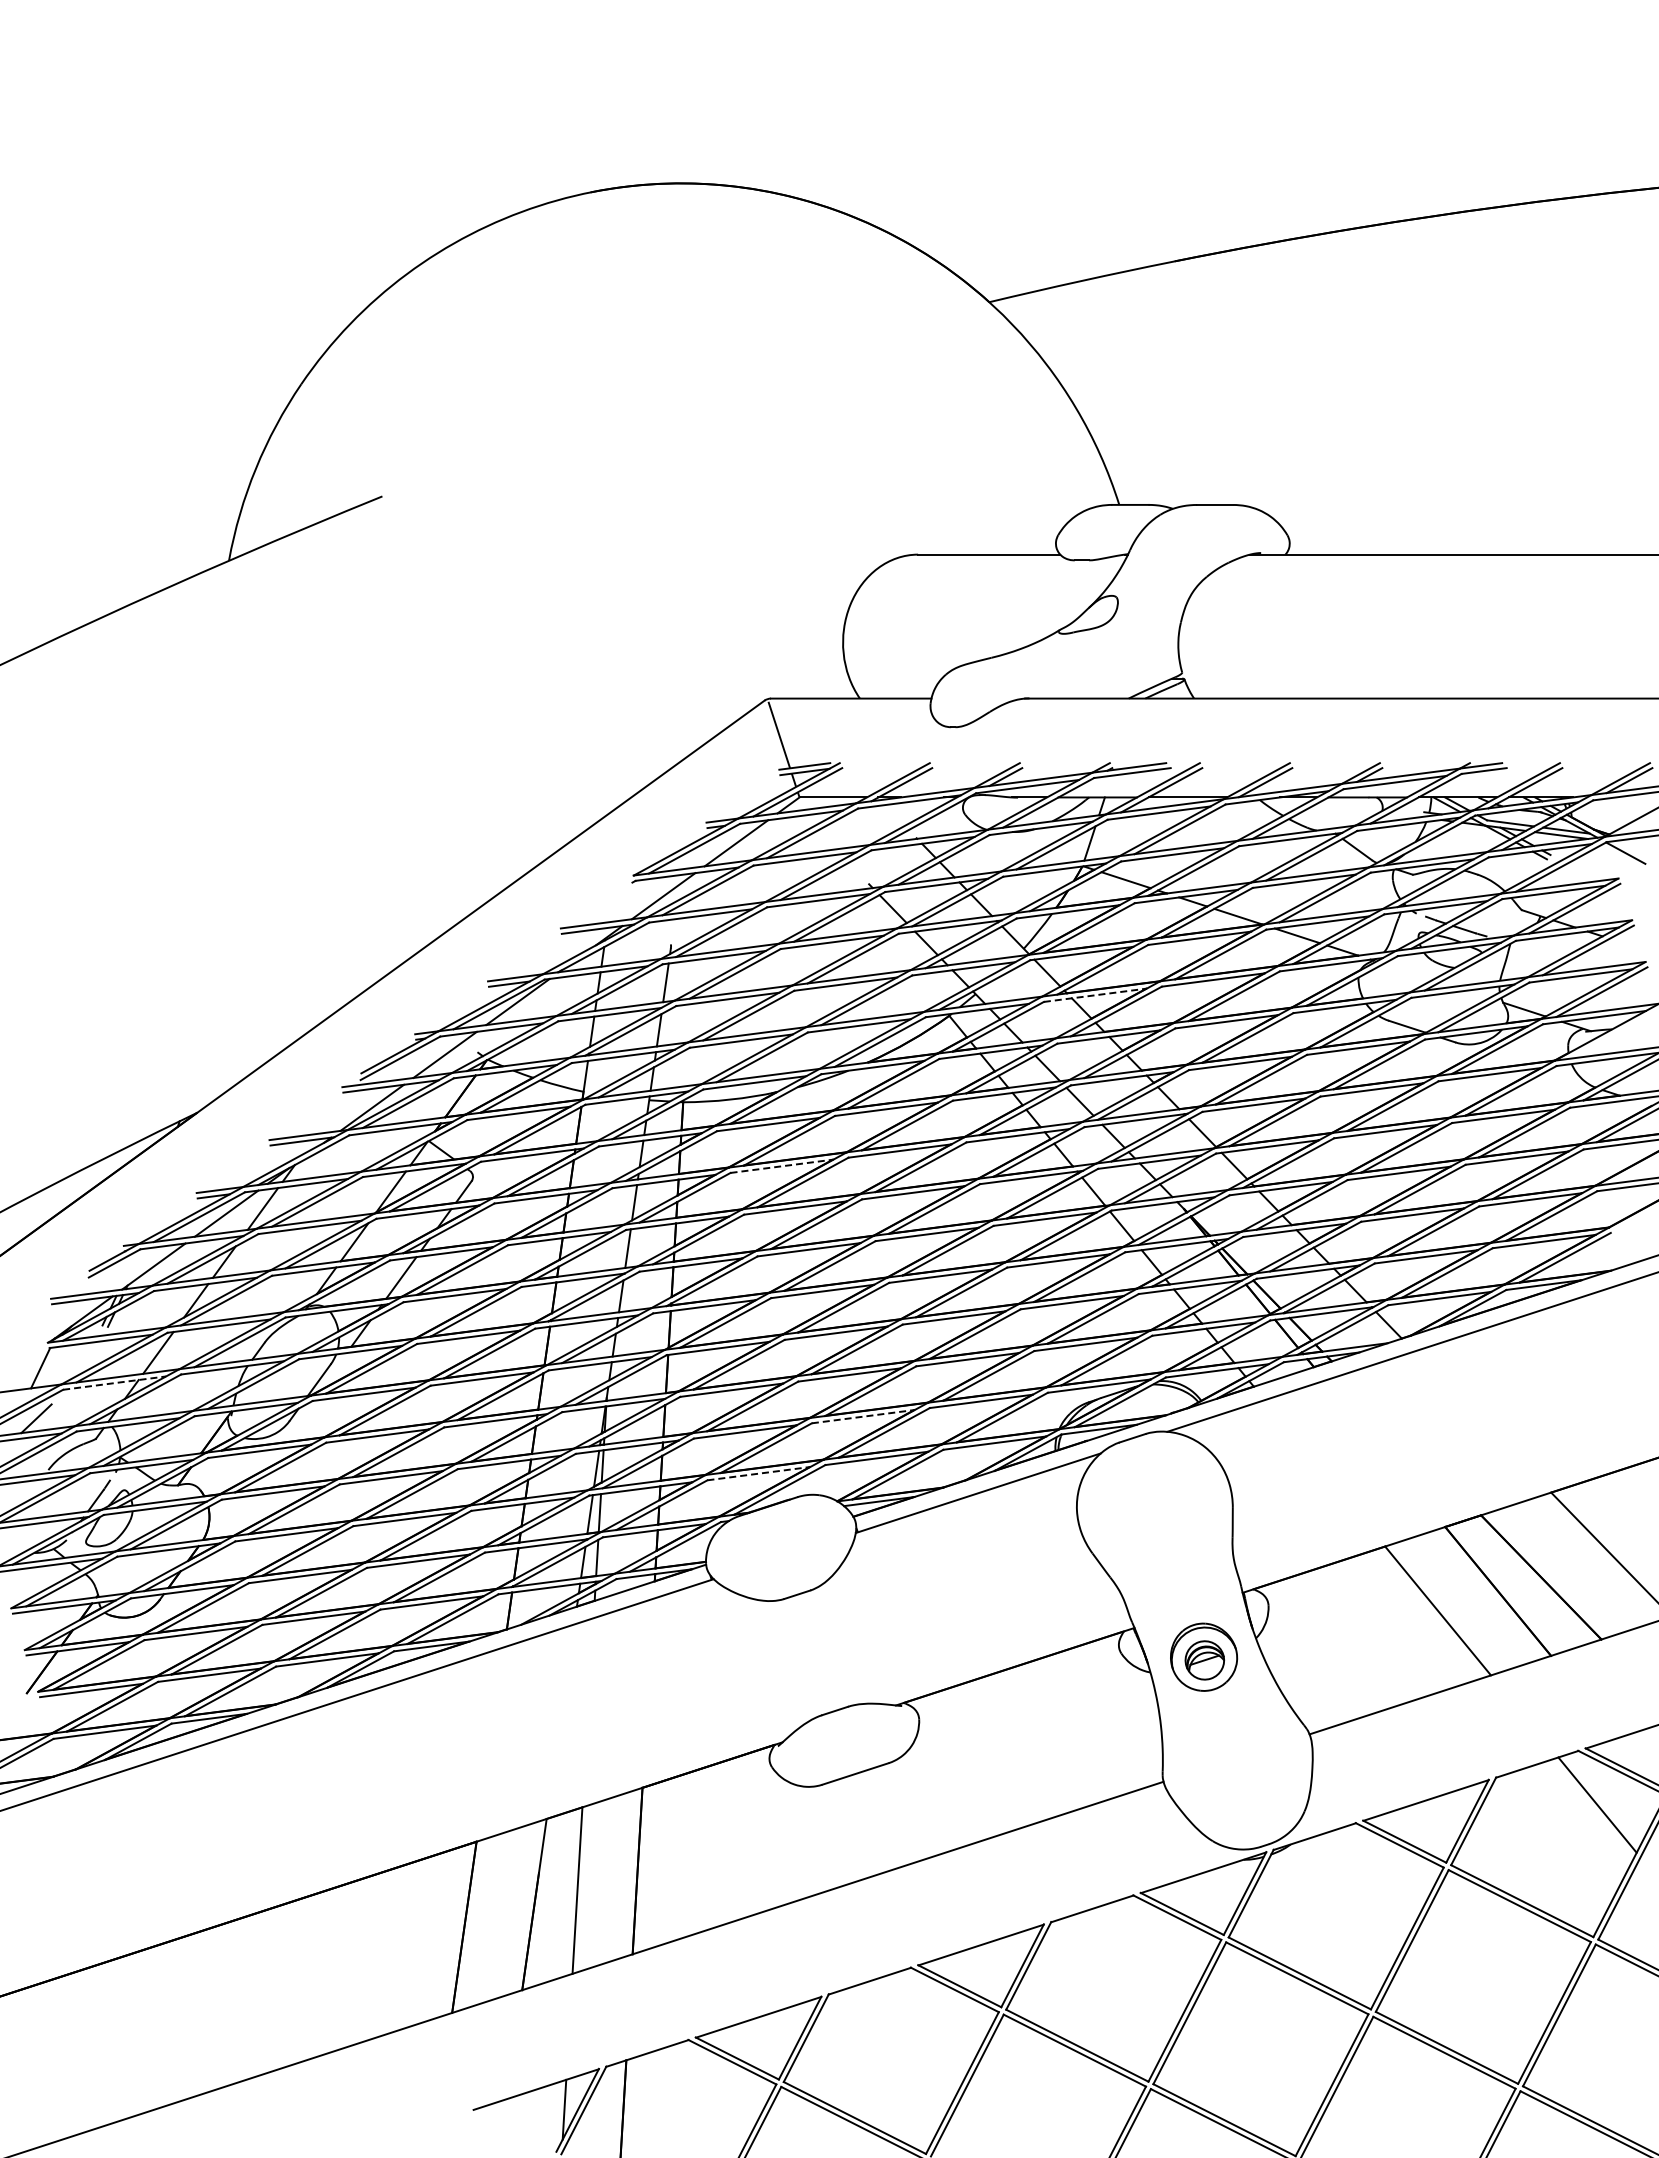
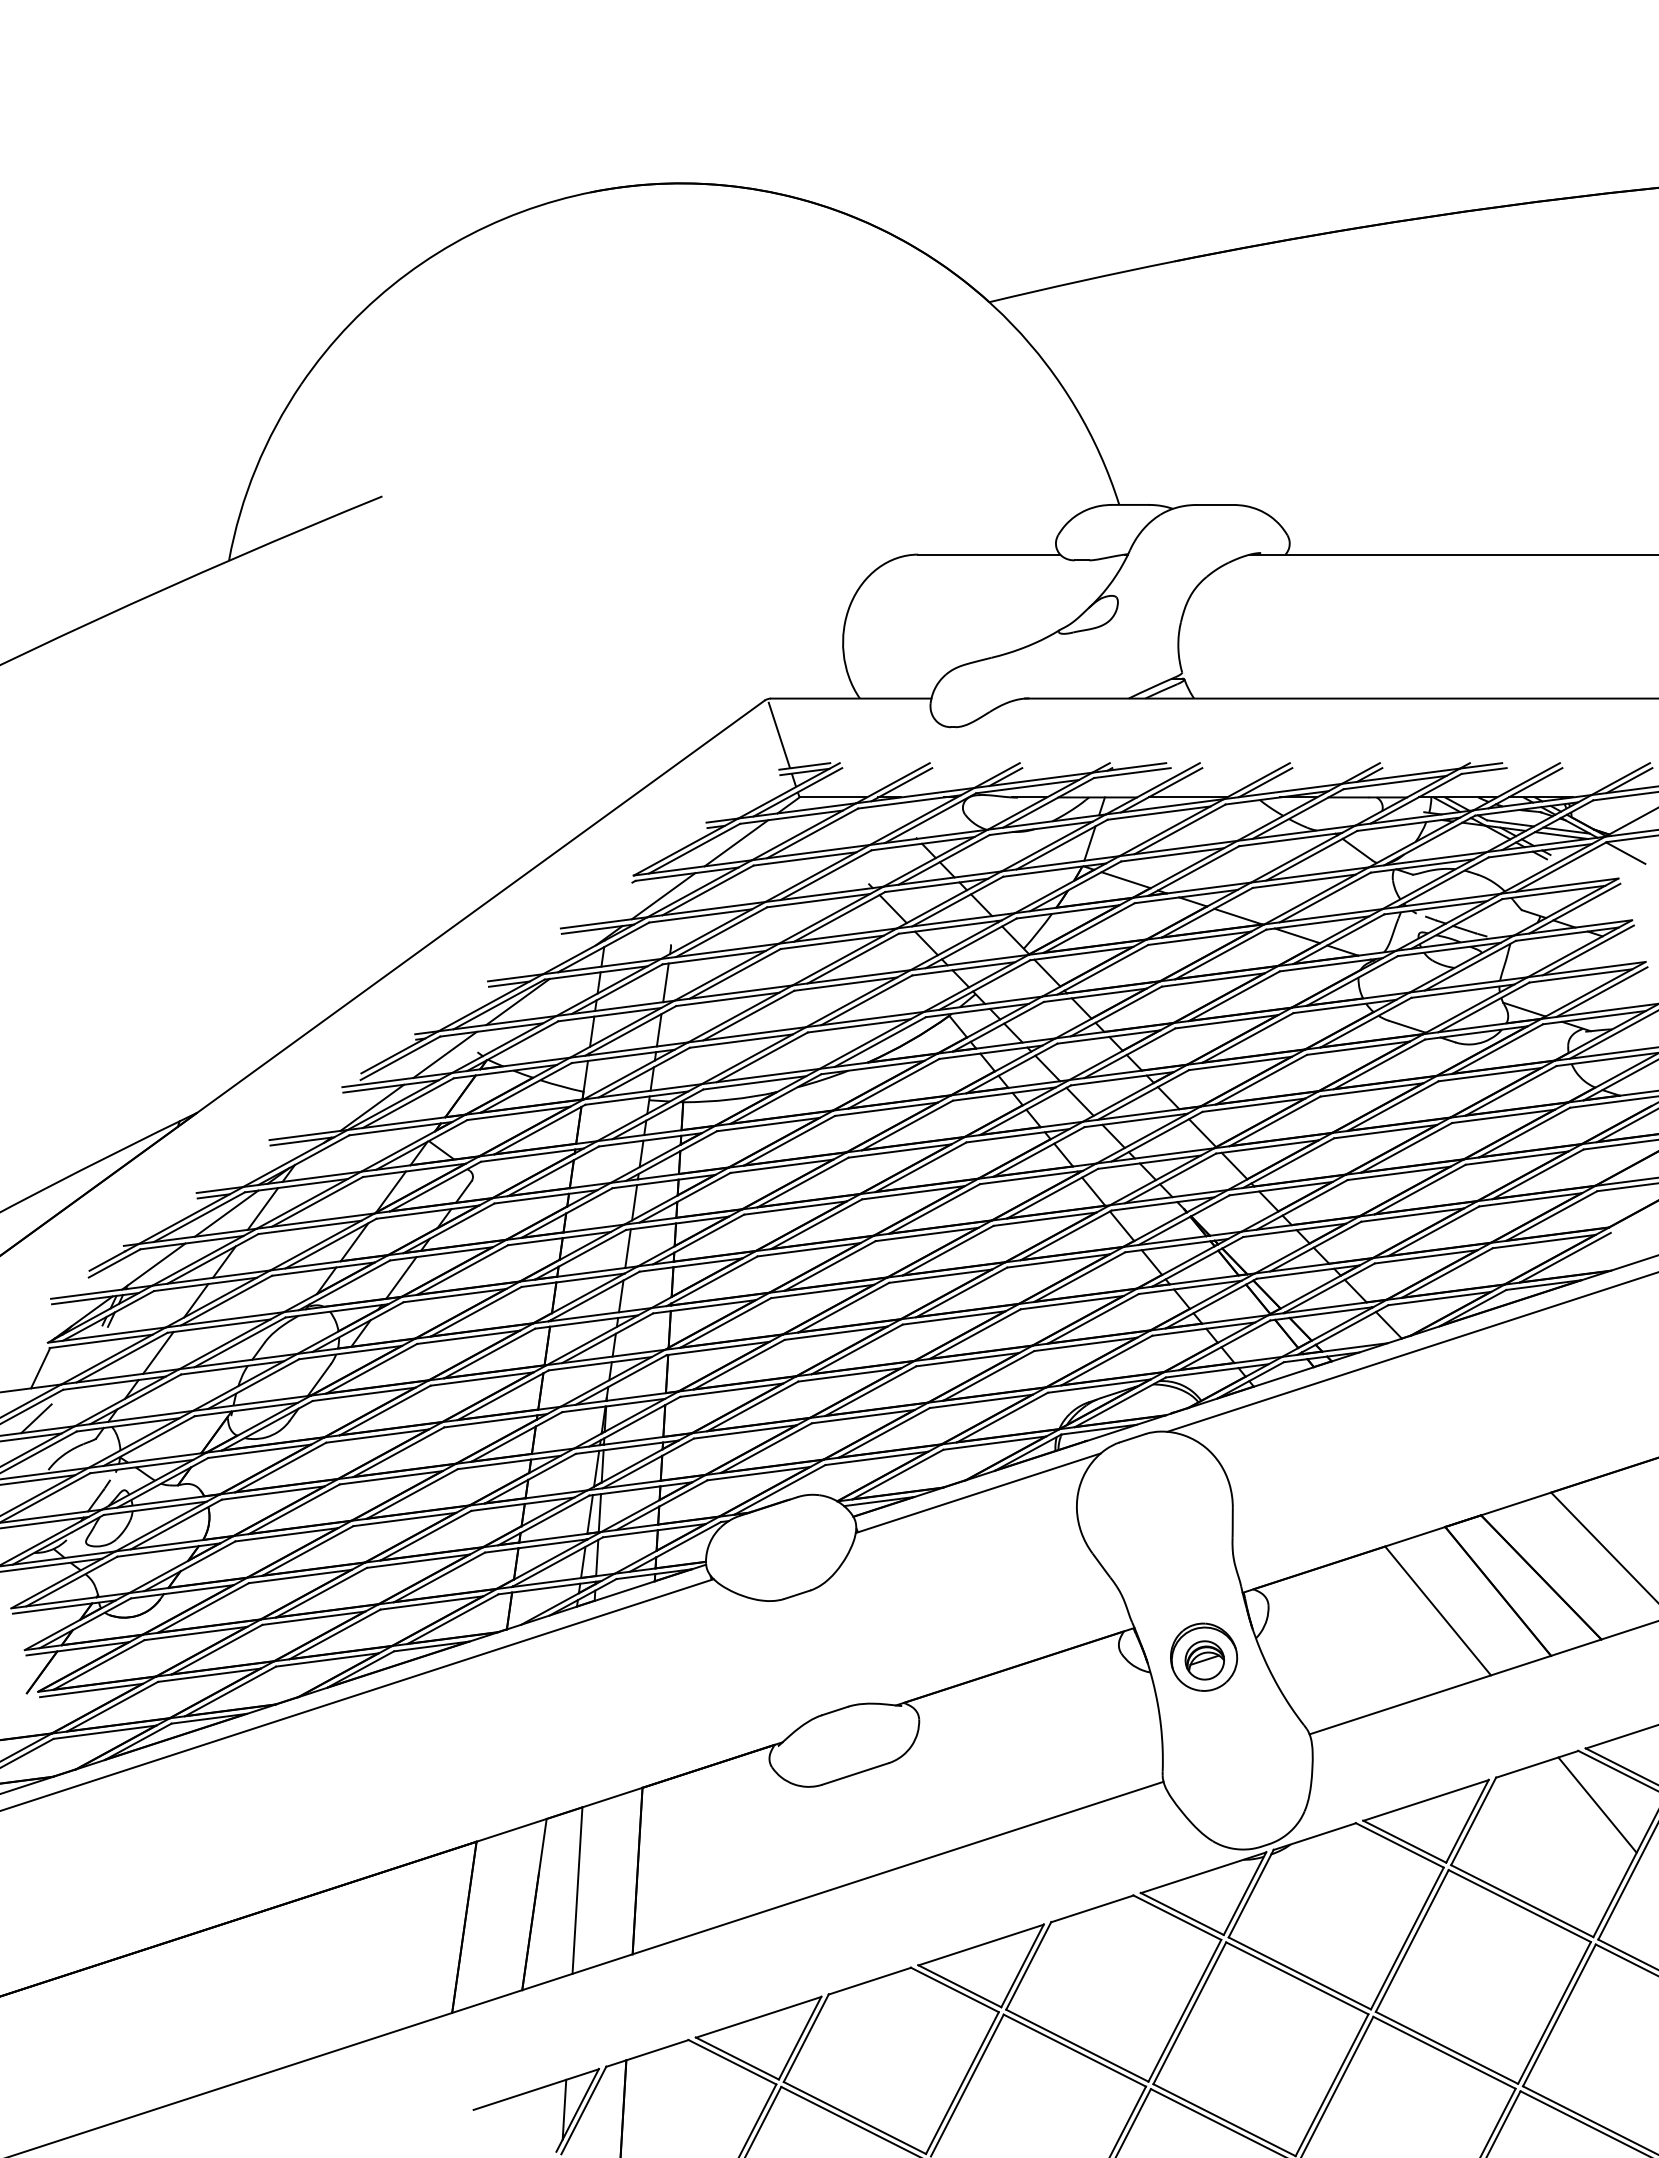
line: dashed -> solid (1095, 995)
line: none -> present (1612, 1034)
line: dashed -> solid (782, 1166)
line: dashed -> solid (114, 1383)
line: dashed -> solid (863, 1416)
line: dashed -> solid (758, 1473)
